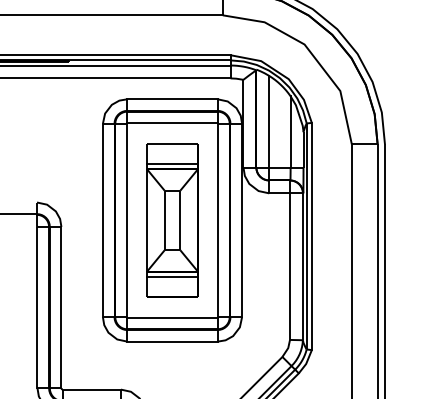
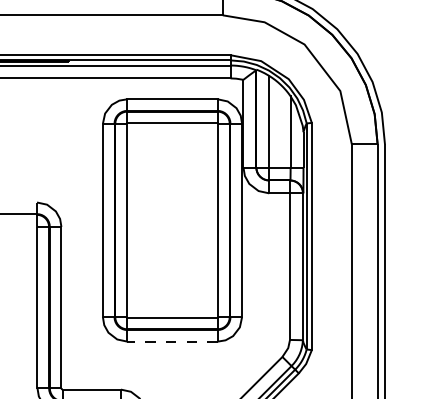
part: present -> none (172, 220)
line: solid -> dashed (172, 341)
